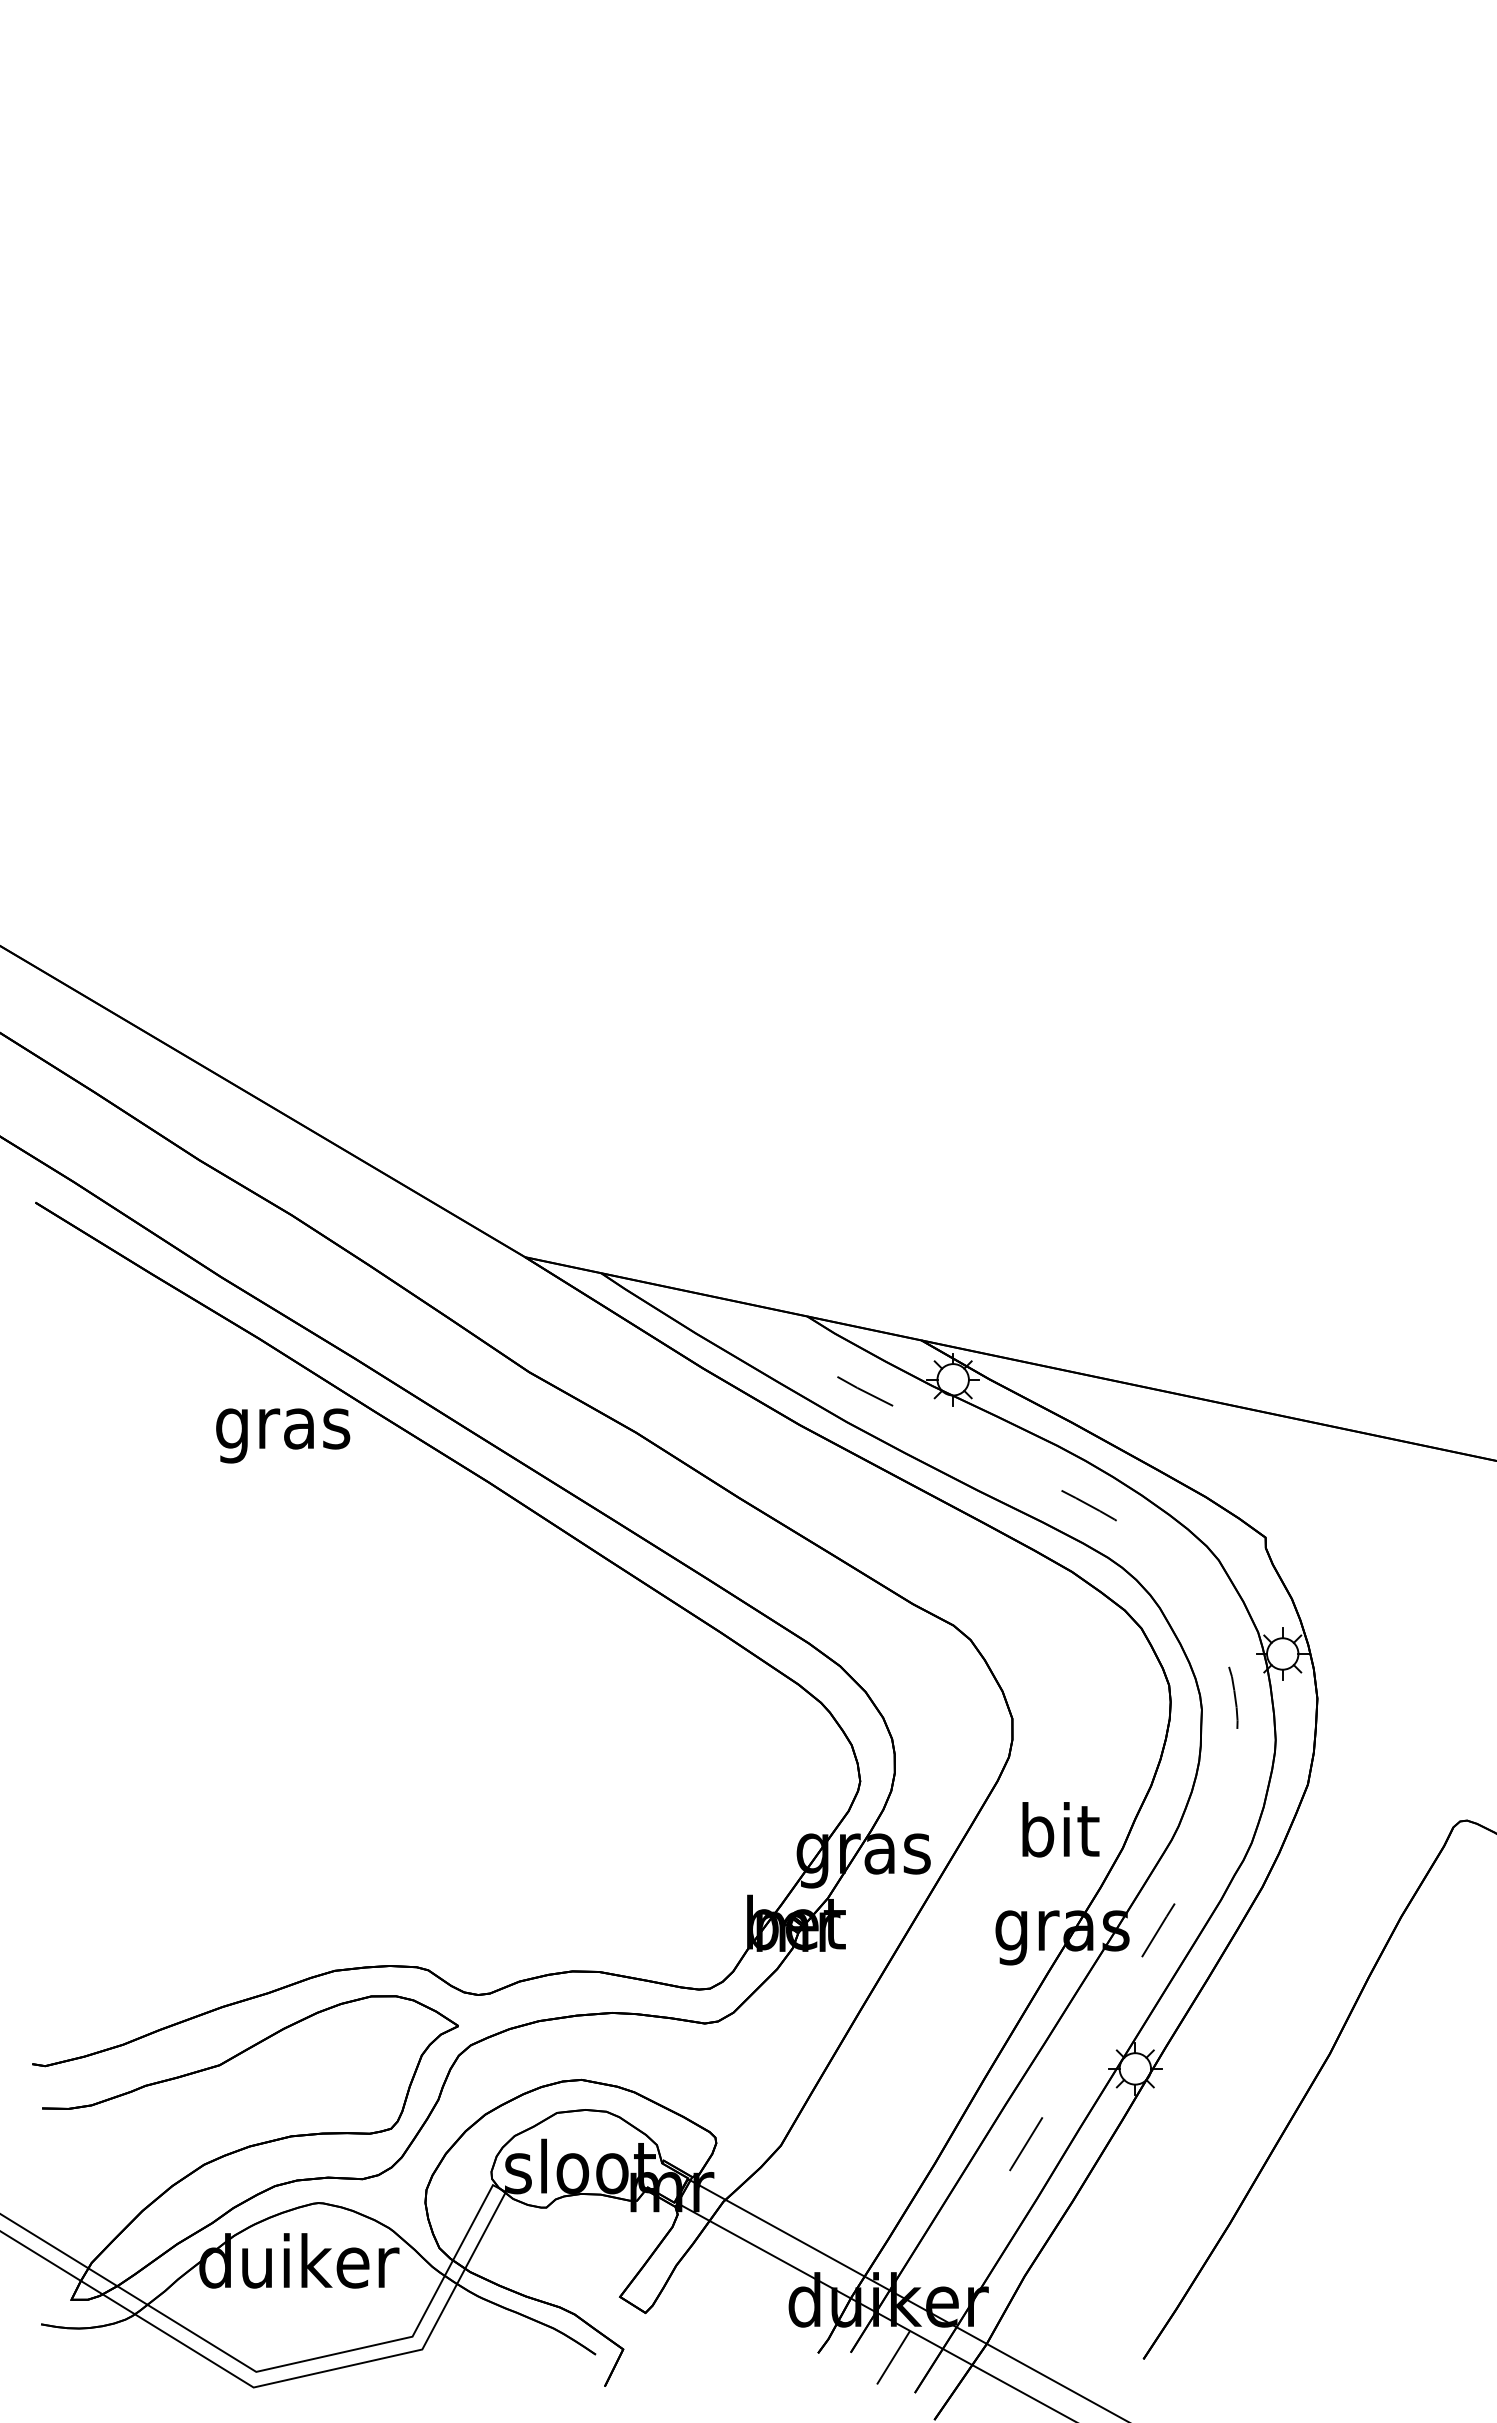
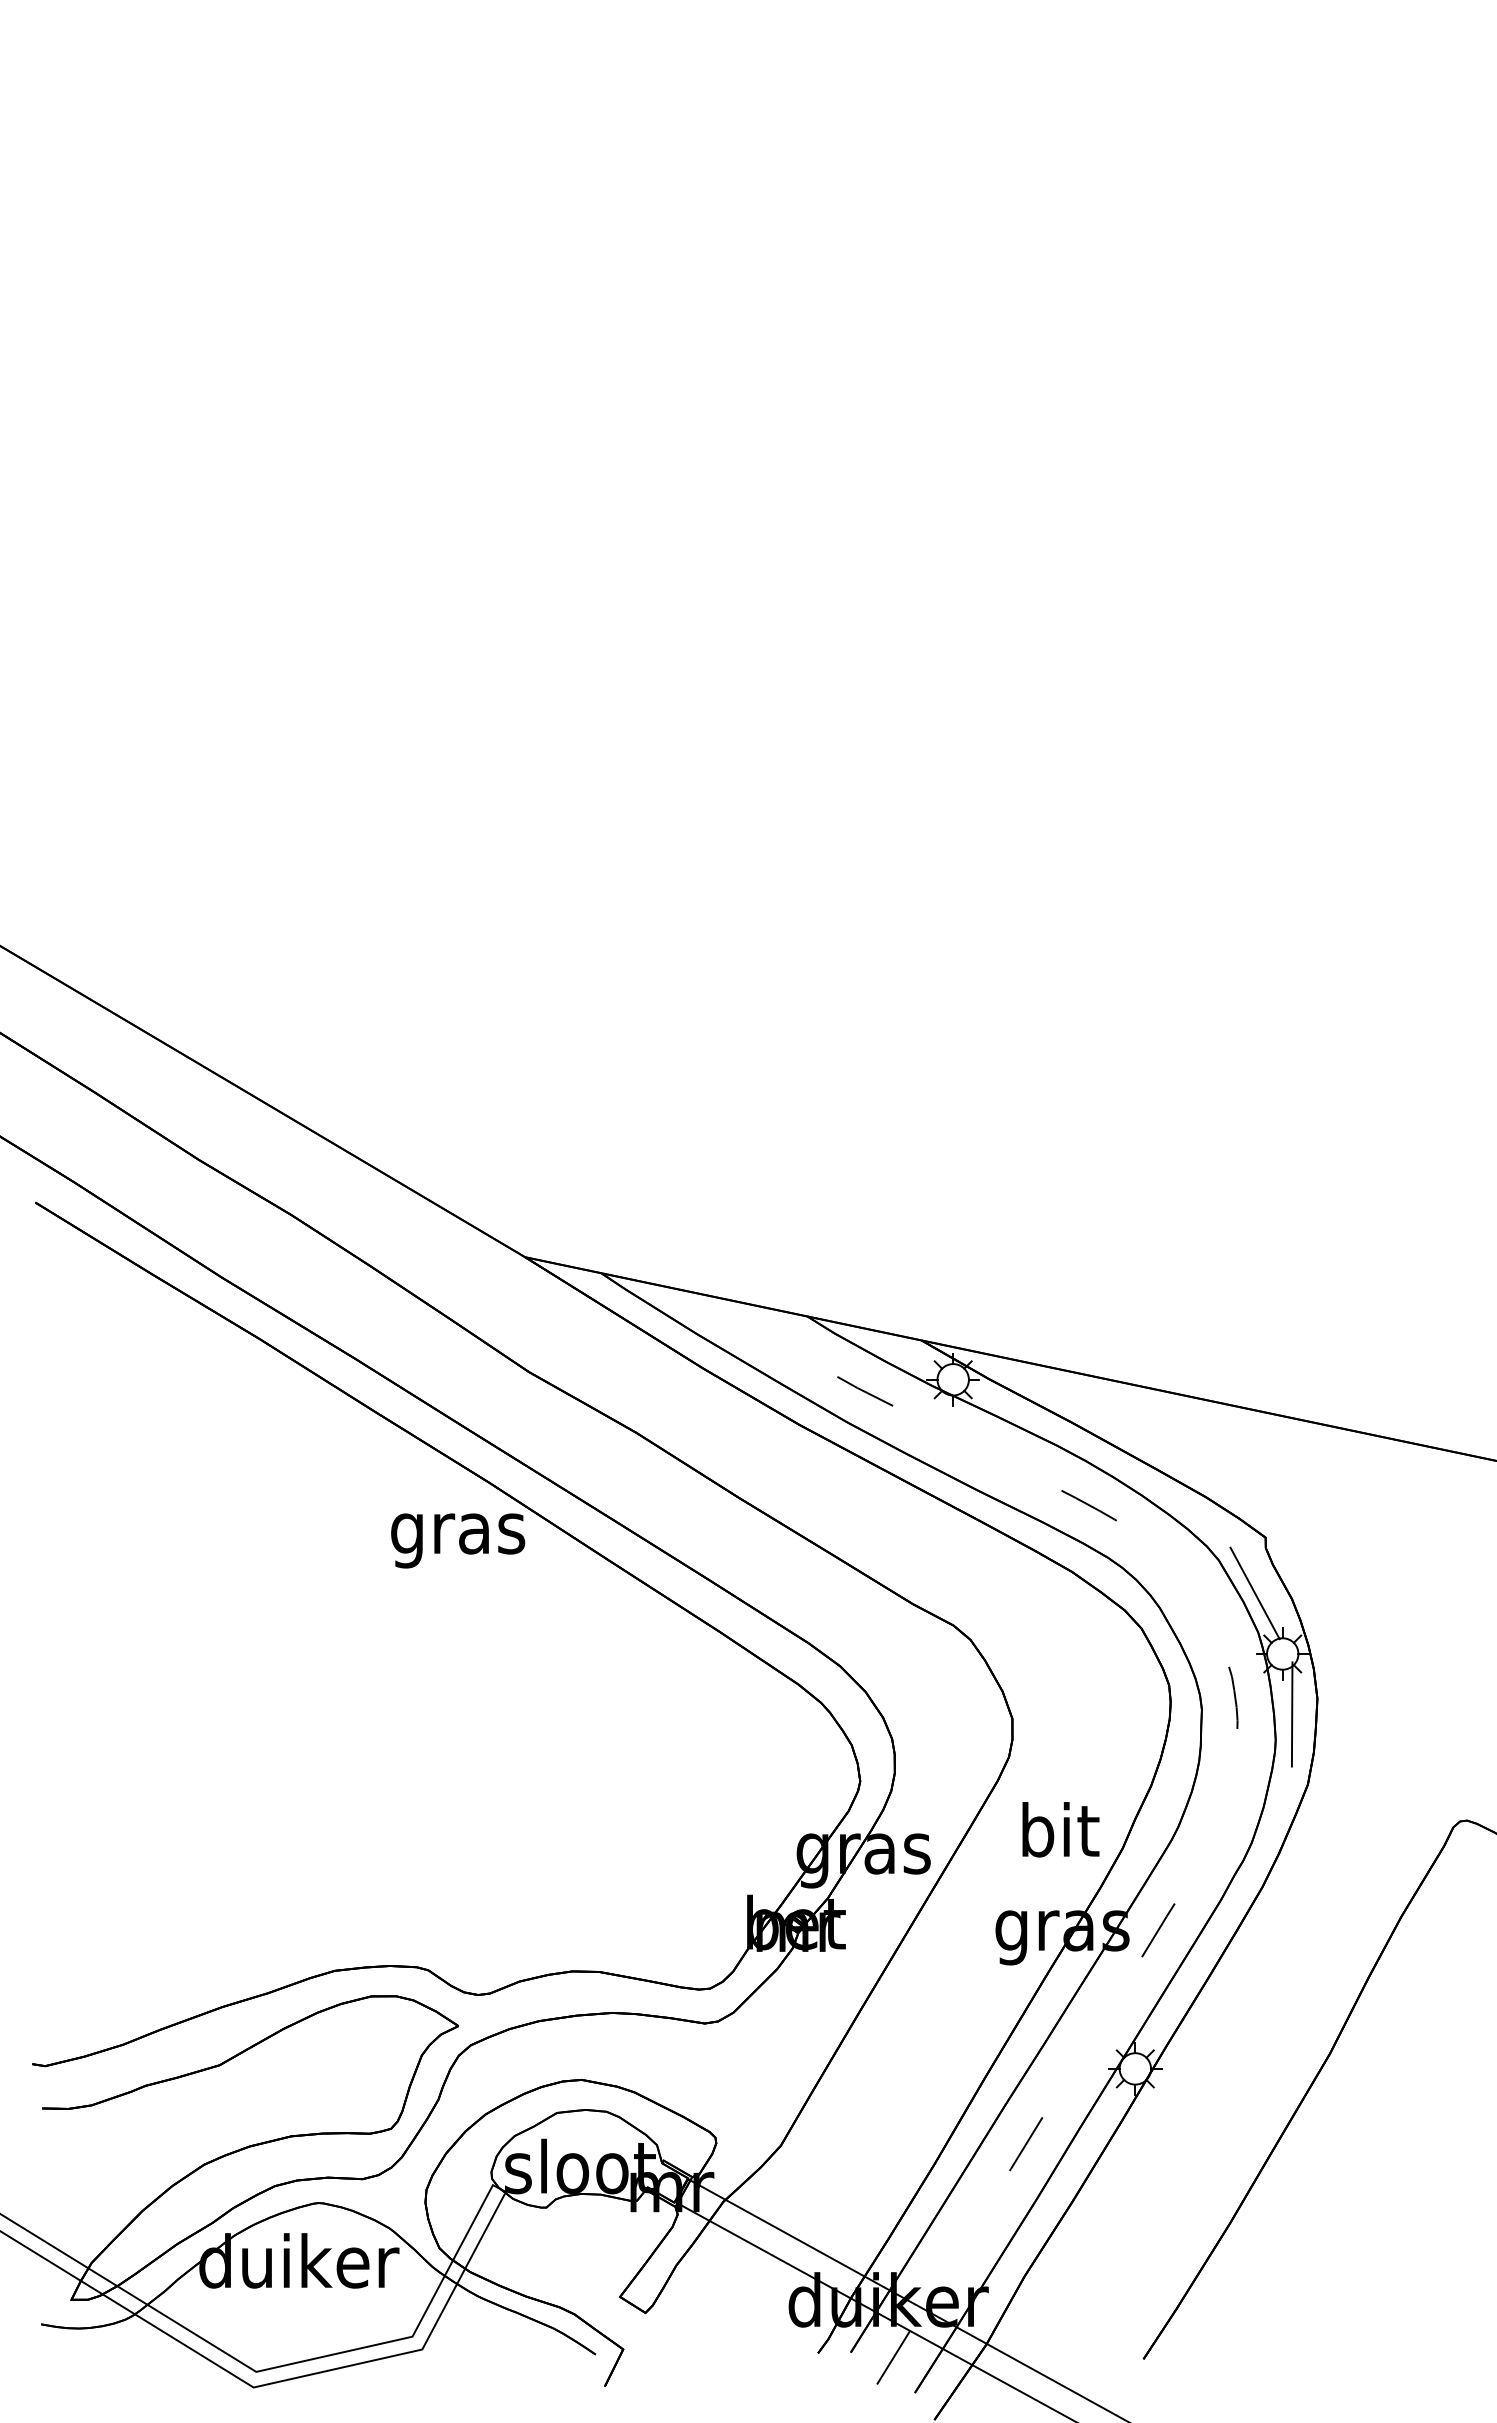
text position: (283, 1435) -> (458, 1540) (458, 1540)
line: none -> present (1254, 1593)
line: none -> present (1291, 1714)
